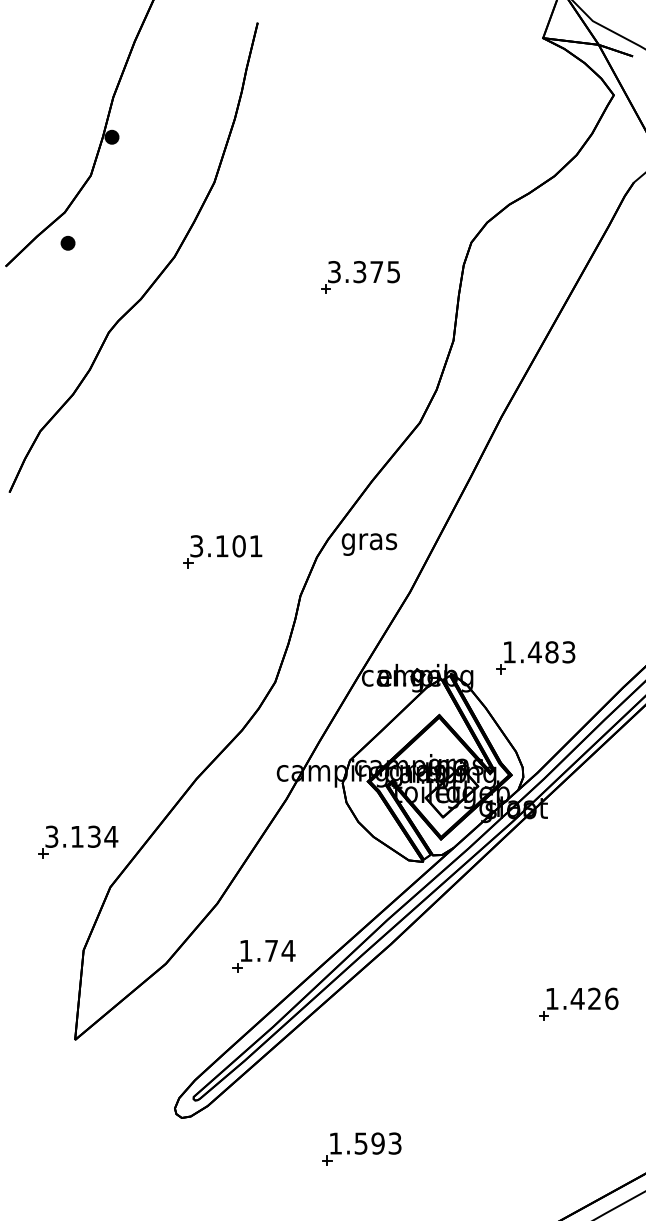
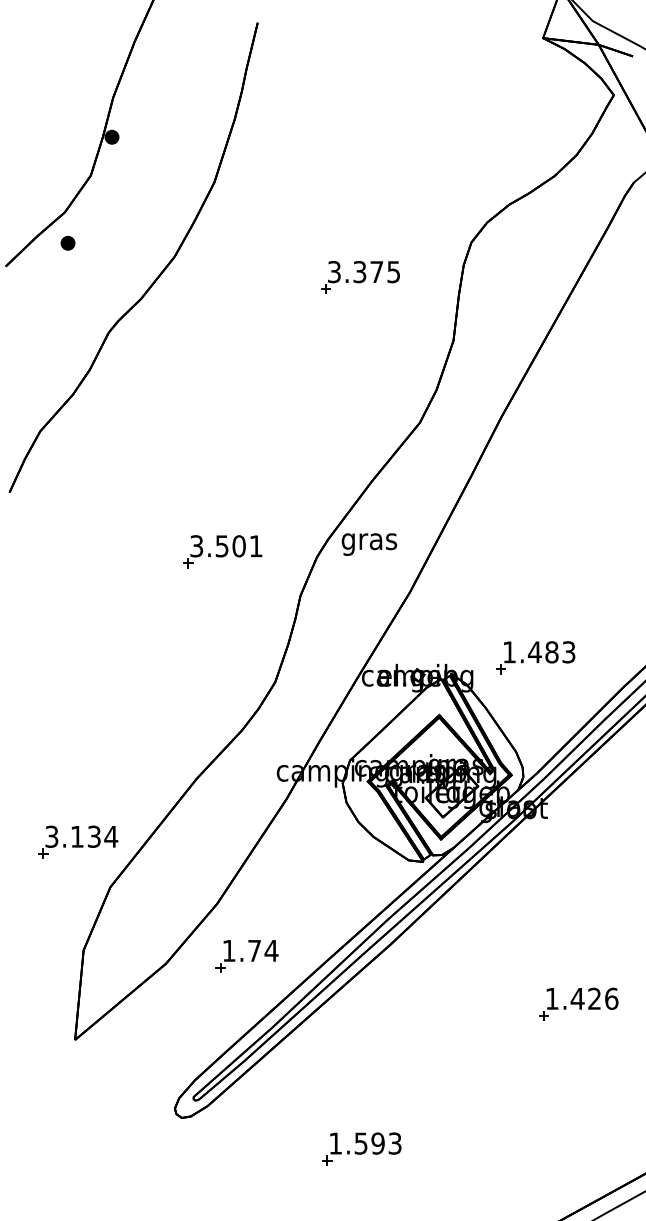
text: 3.101 -> 3.501 (221, 546)
part position: (263, 956) -> (246, 956) (246, 956)
